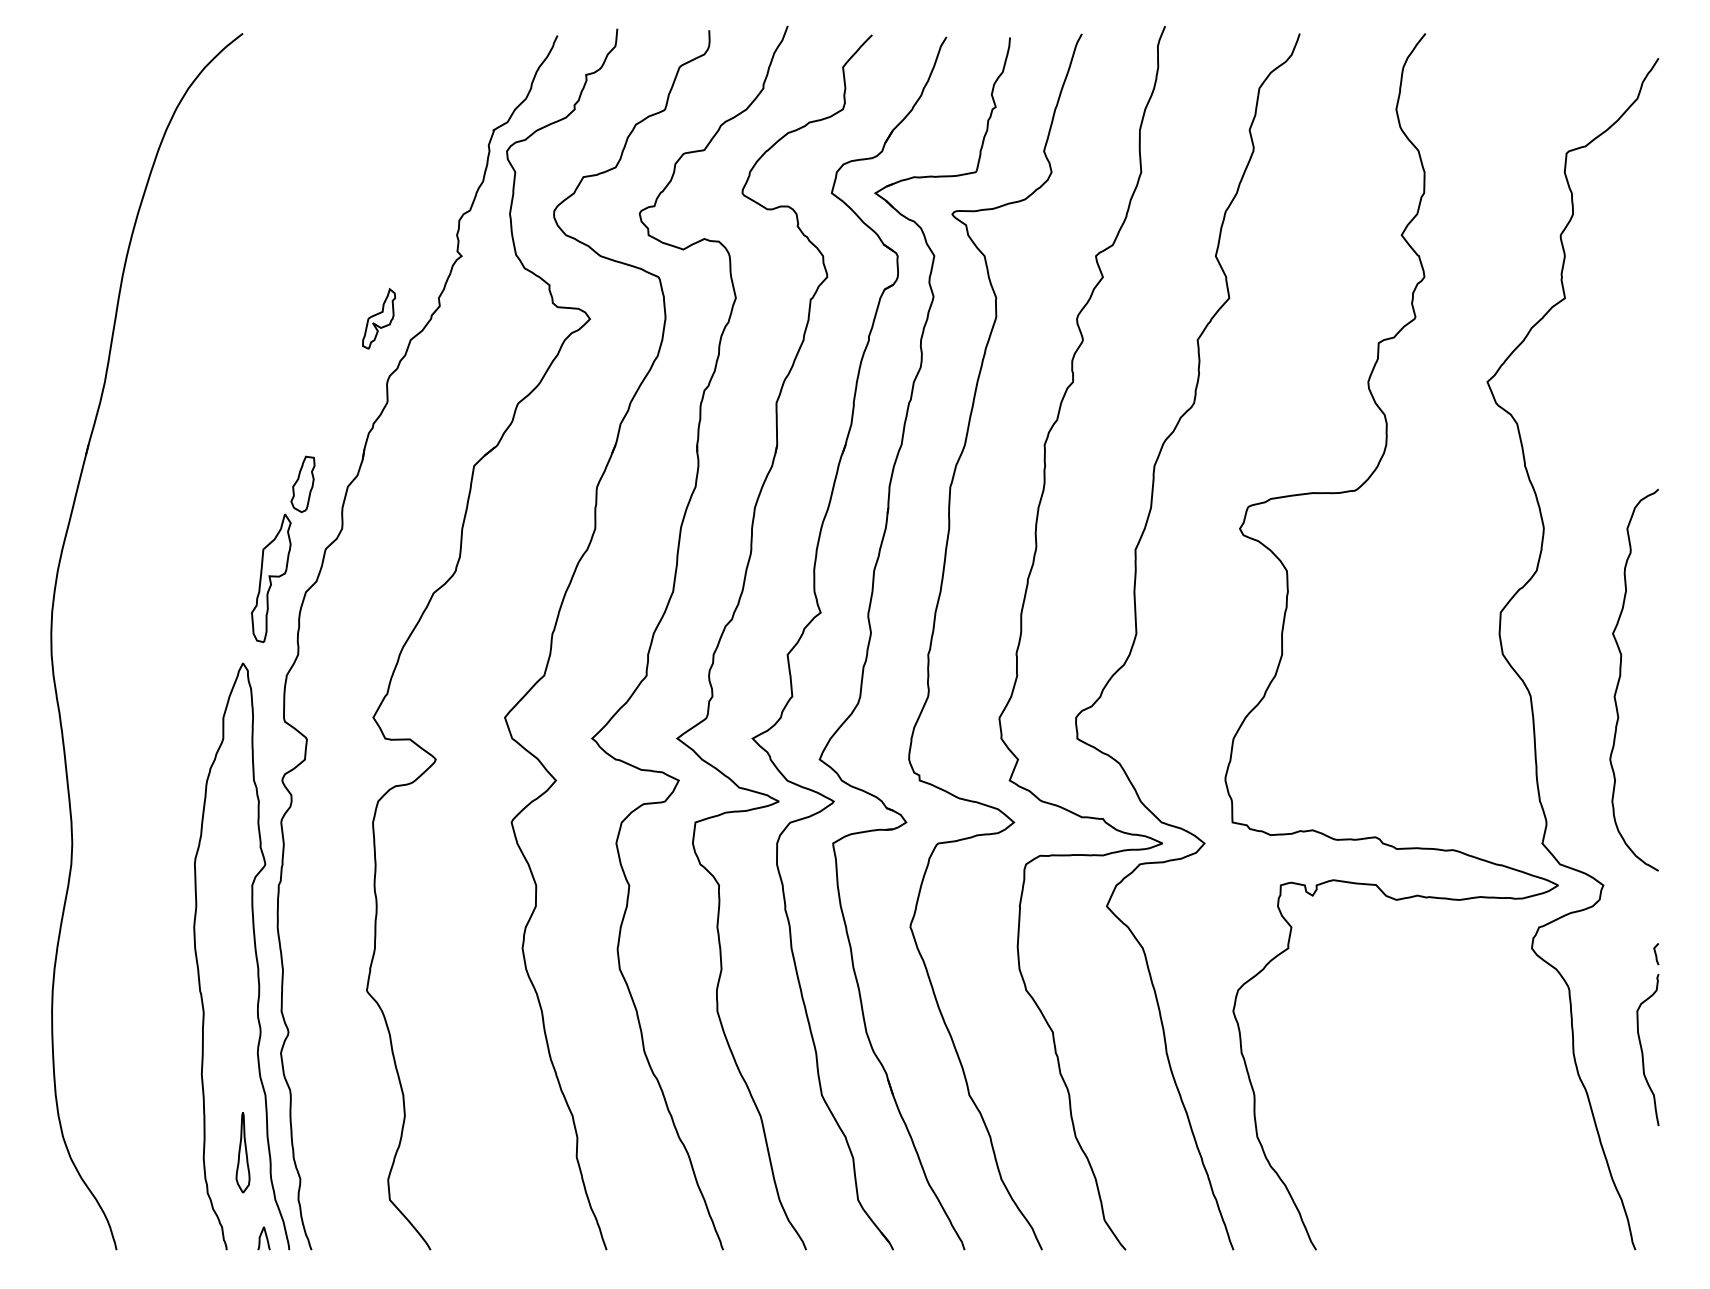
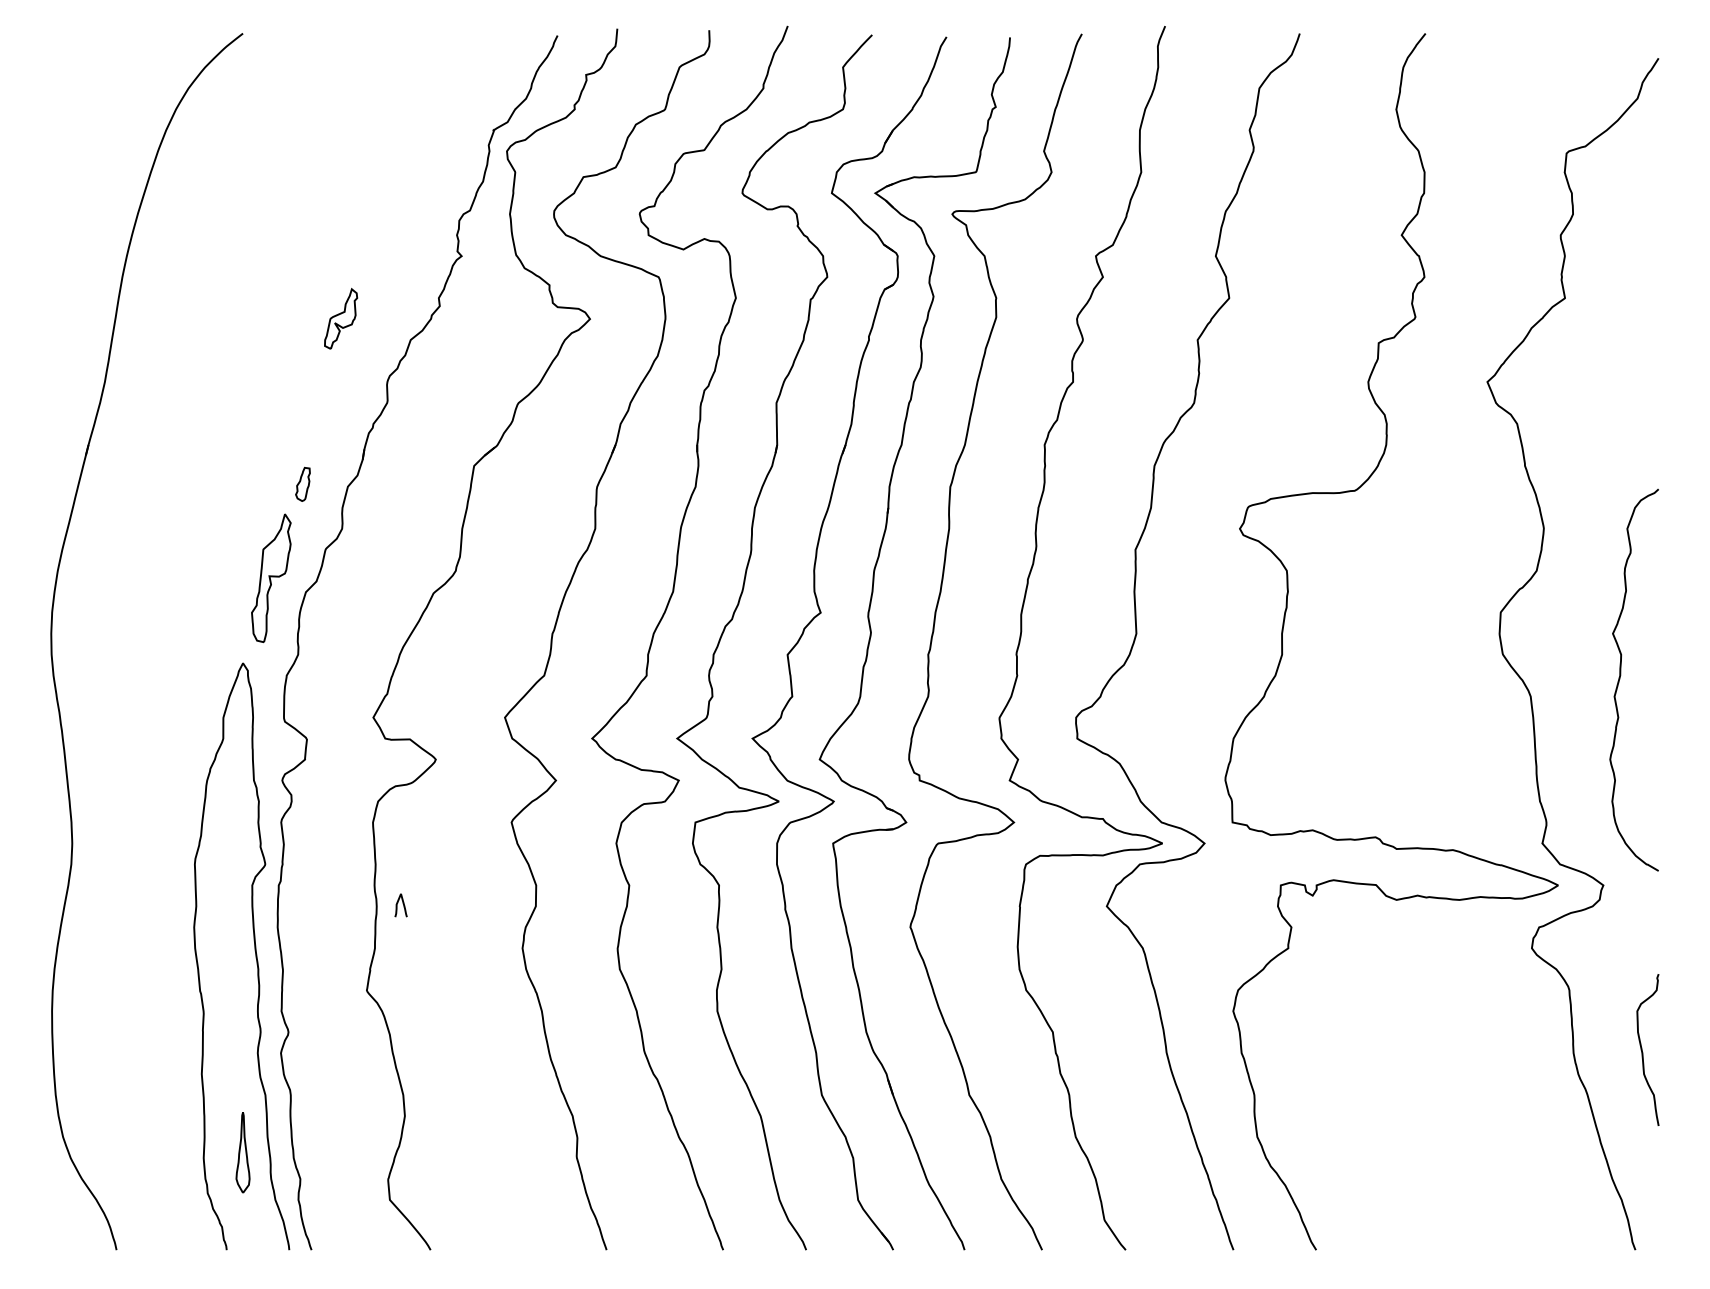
part position: (379, 318) -> (341, 318) (341, 318)
part size: 26x59 px -> 16x36 px (302, 483)
line: present -> none (1656, 954)
curve position: (261, 1236) -> (398, 903) (398, 903)
